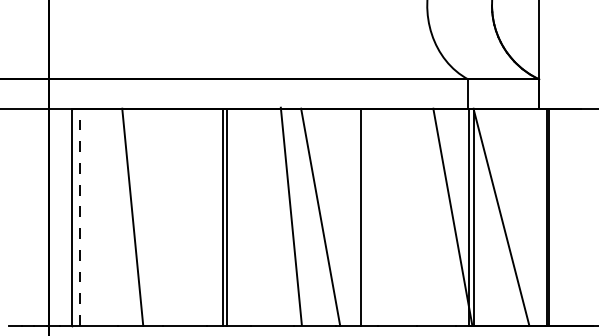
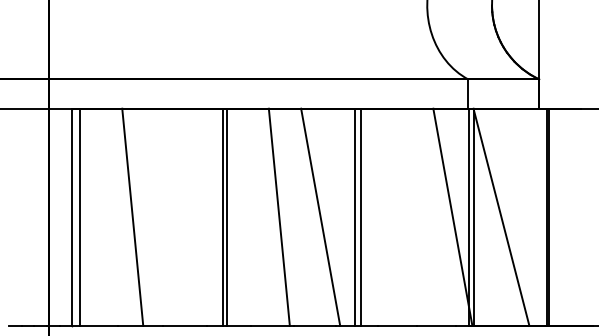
line position: (290, 215) -> (278, 216) (278, 216)
line: none -> present (355, 216)
line: dashed -> solid (80, 217)
